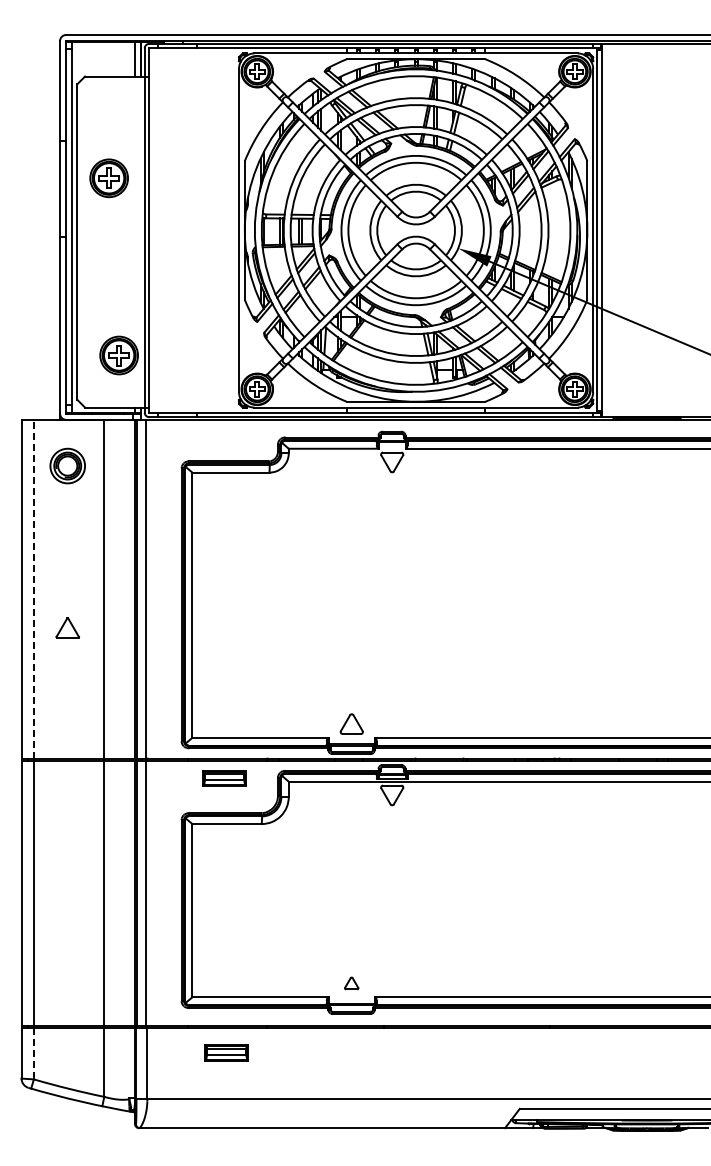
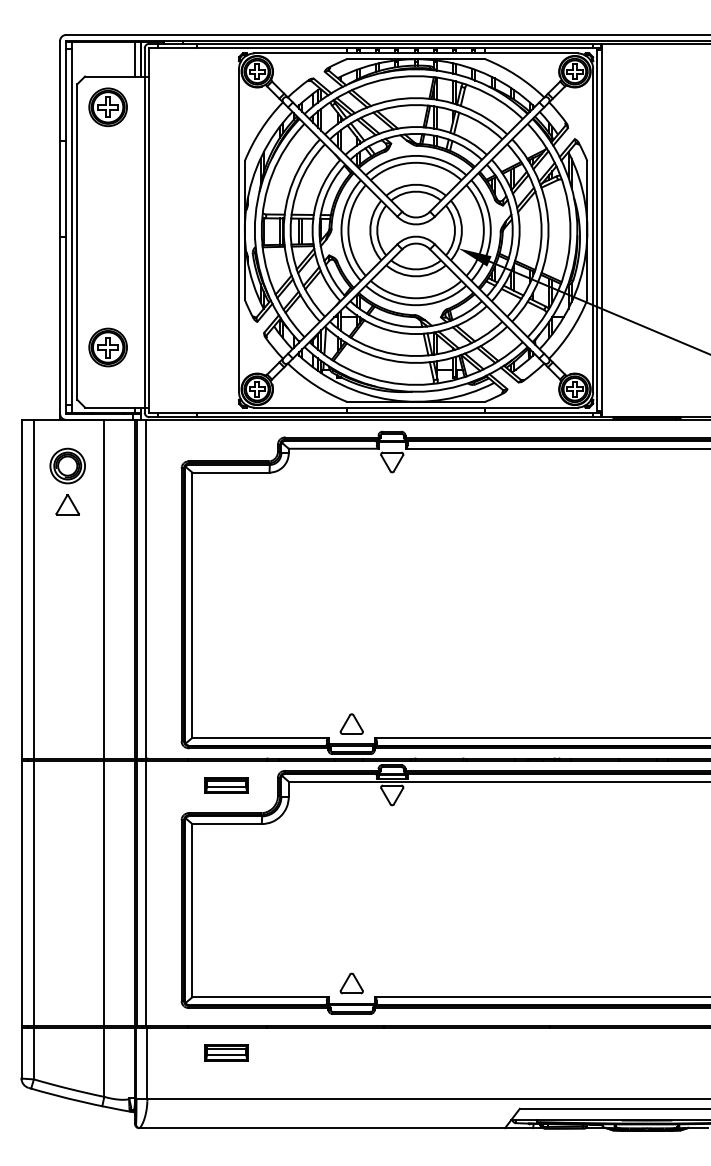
part position: (108, 178) -> (107, 107) (107, 107)
part position: (118, 355) -> (107, 347) (107, 347)
line: dashed -> solid (33, 588)
part position: (67, 627) -> (67, 504) (67, 504)
part position: (224, 778) -> (226, 785) (226, 785)
part size: 16x15 px -> 25x23 px (351, 983)
line: dashed -> solid (33, 1052)
